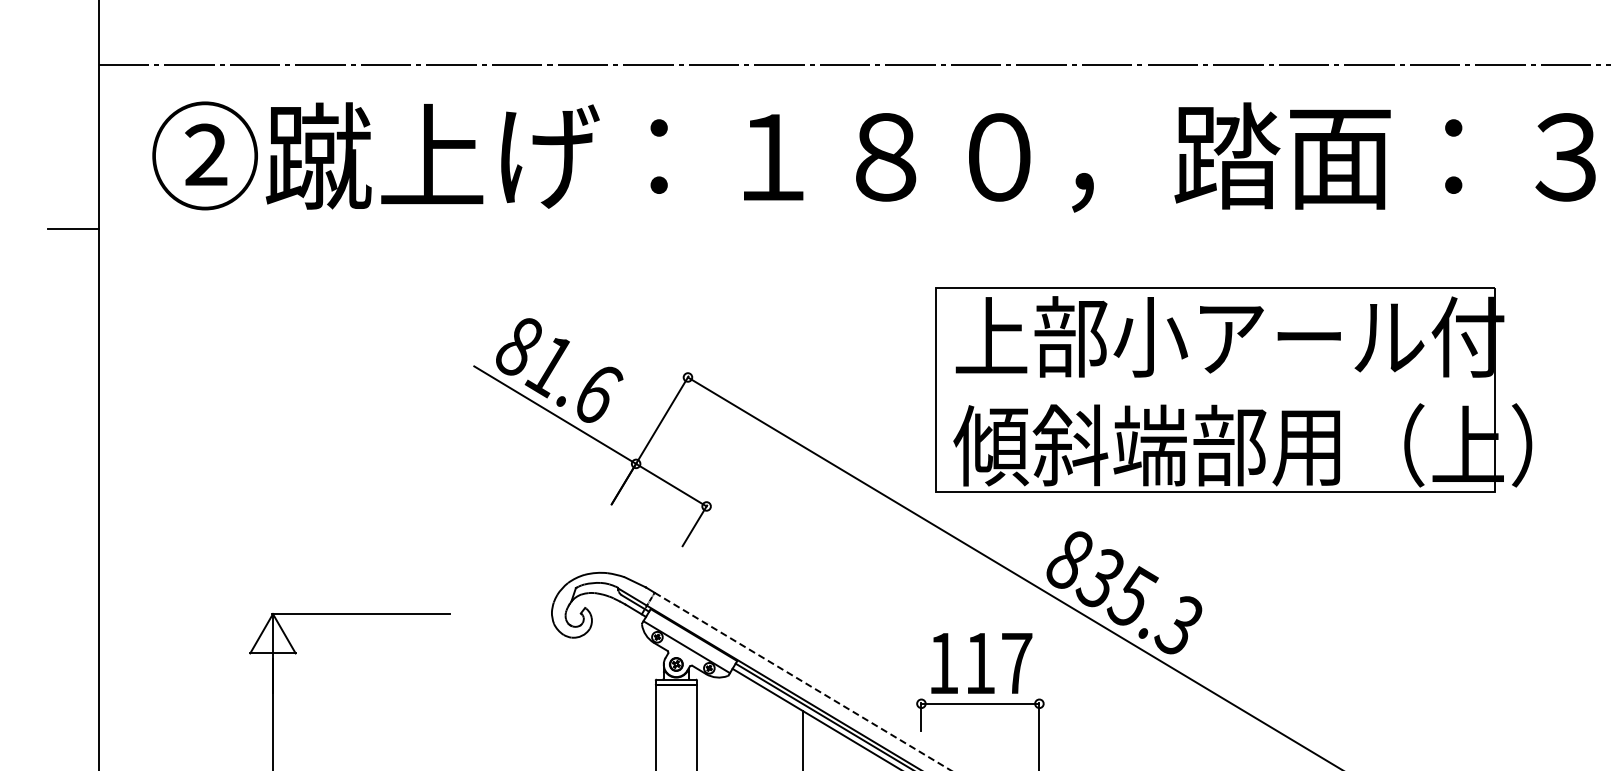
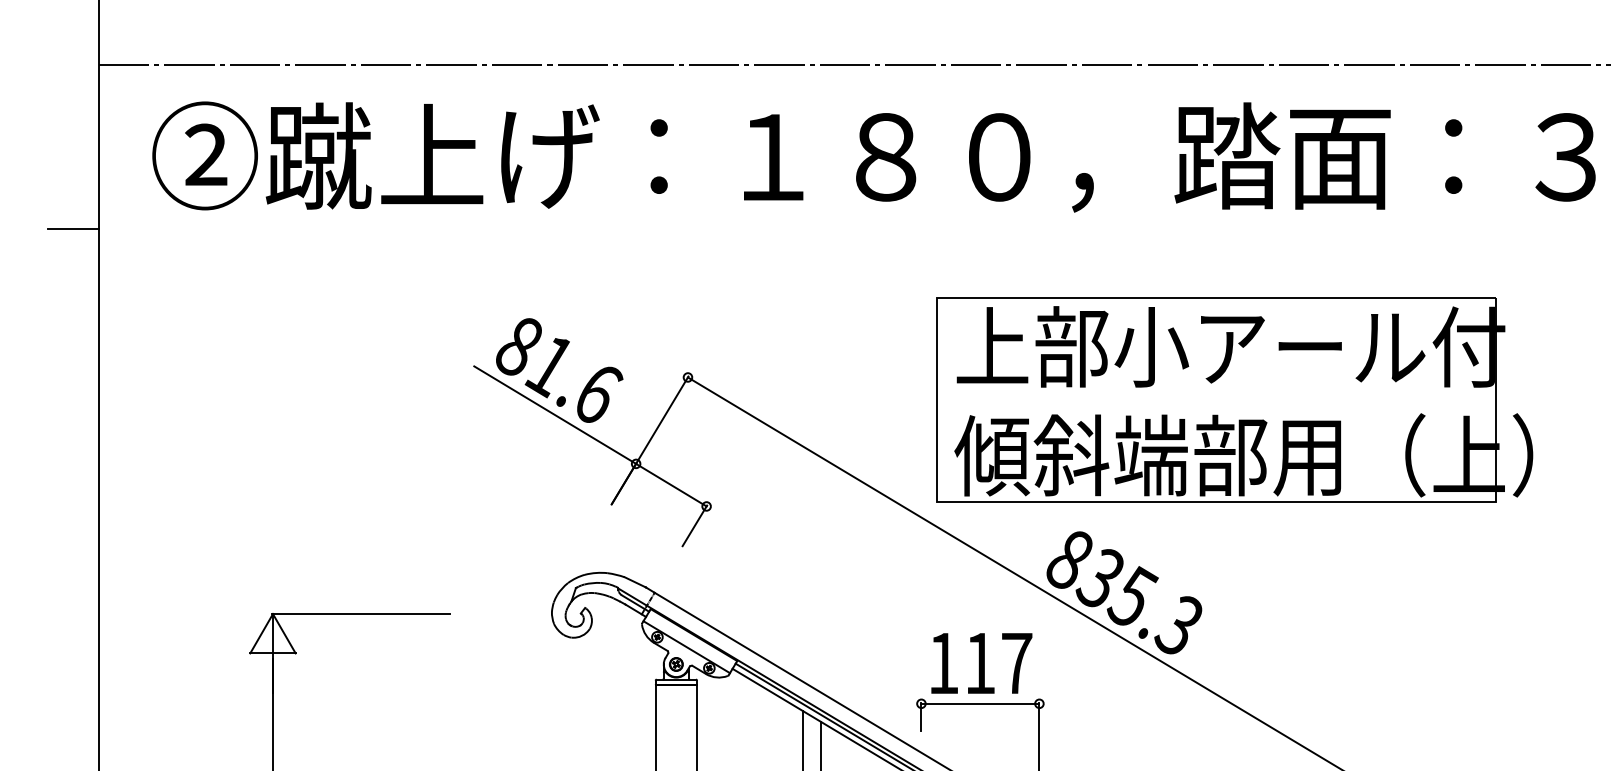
part position: (1233, 389) -> (1234, 399) (1234, 399)
line: dashed -> solid (802, 681)
line: none -> present (820, 744)
